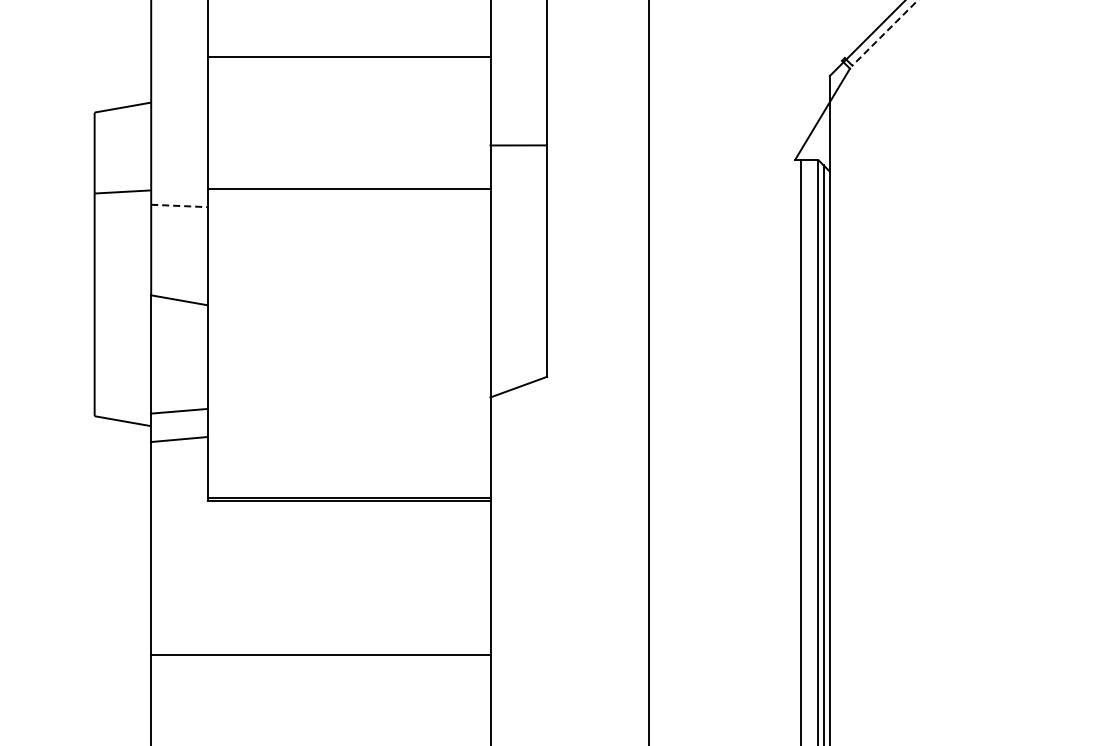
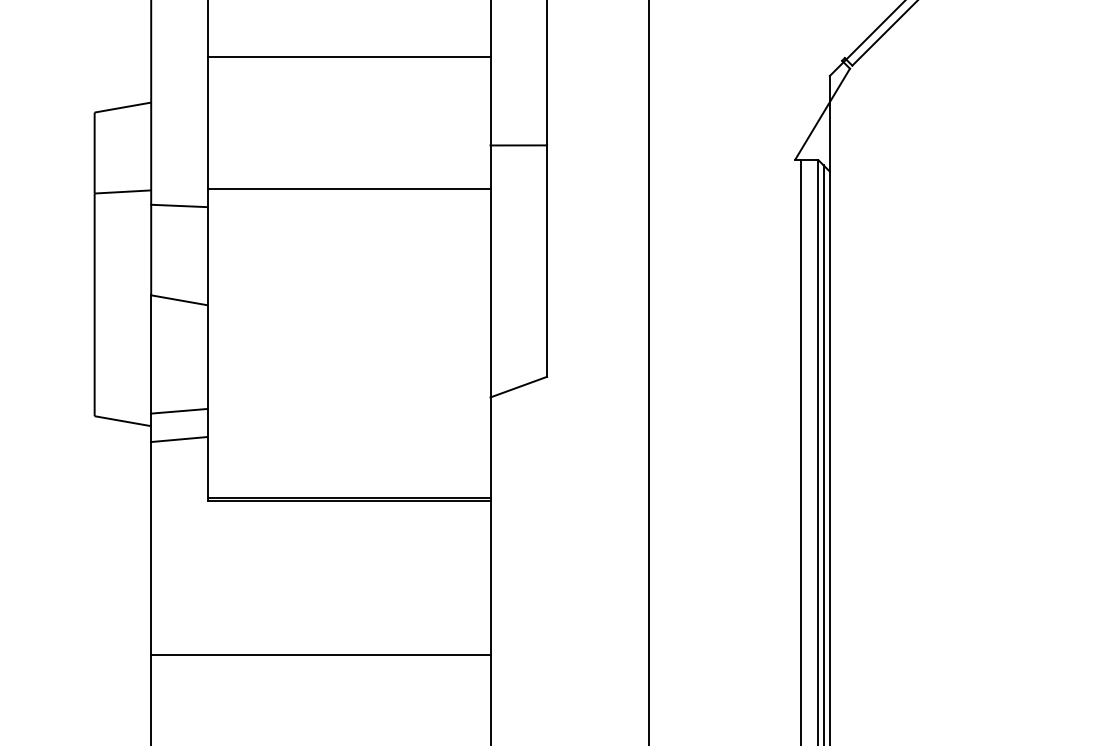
line: dashed -> solid (884, 33)
line: dashed -> solid (179, 205)
